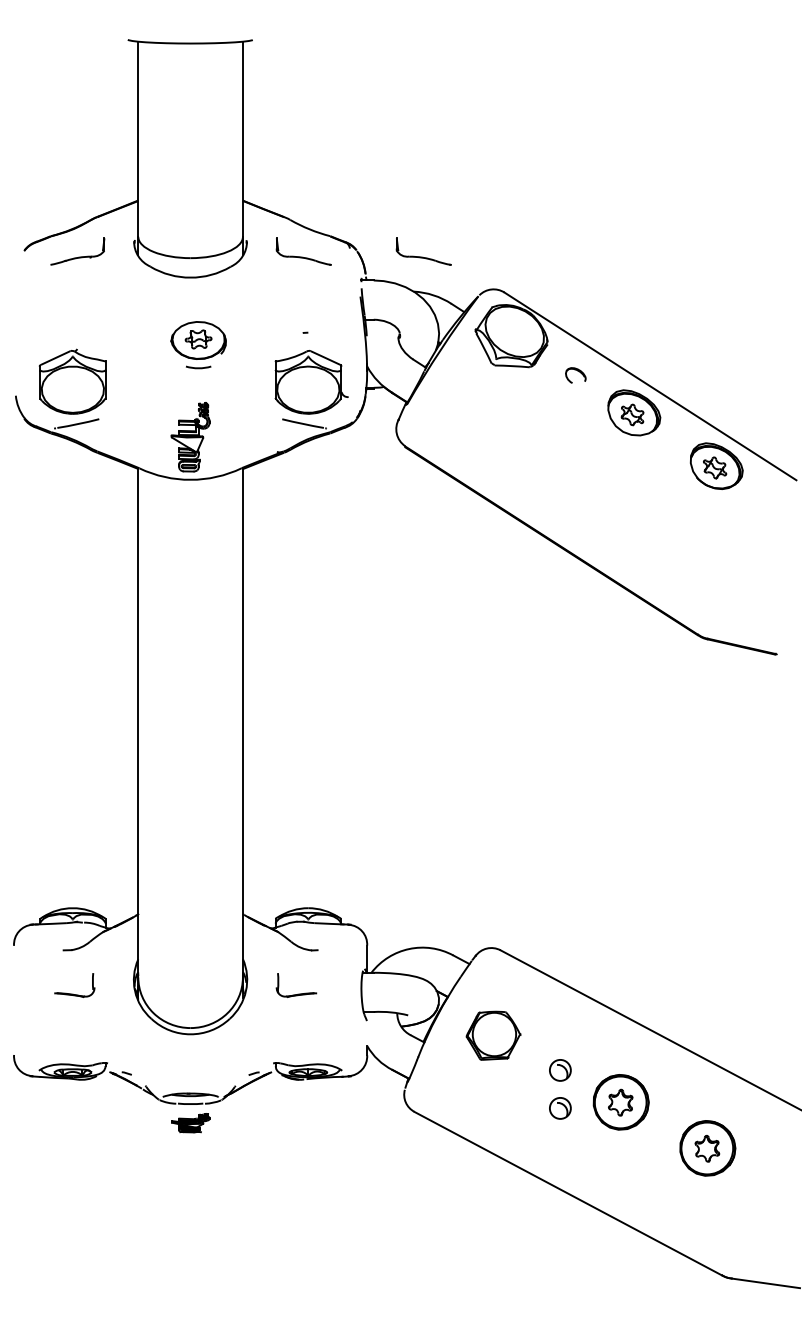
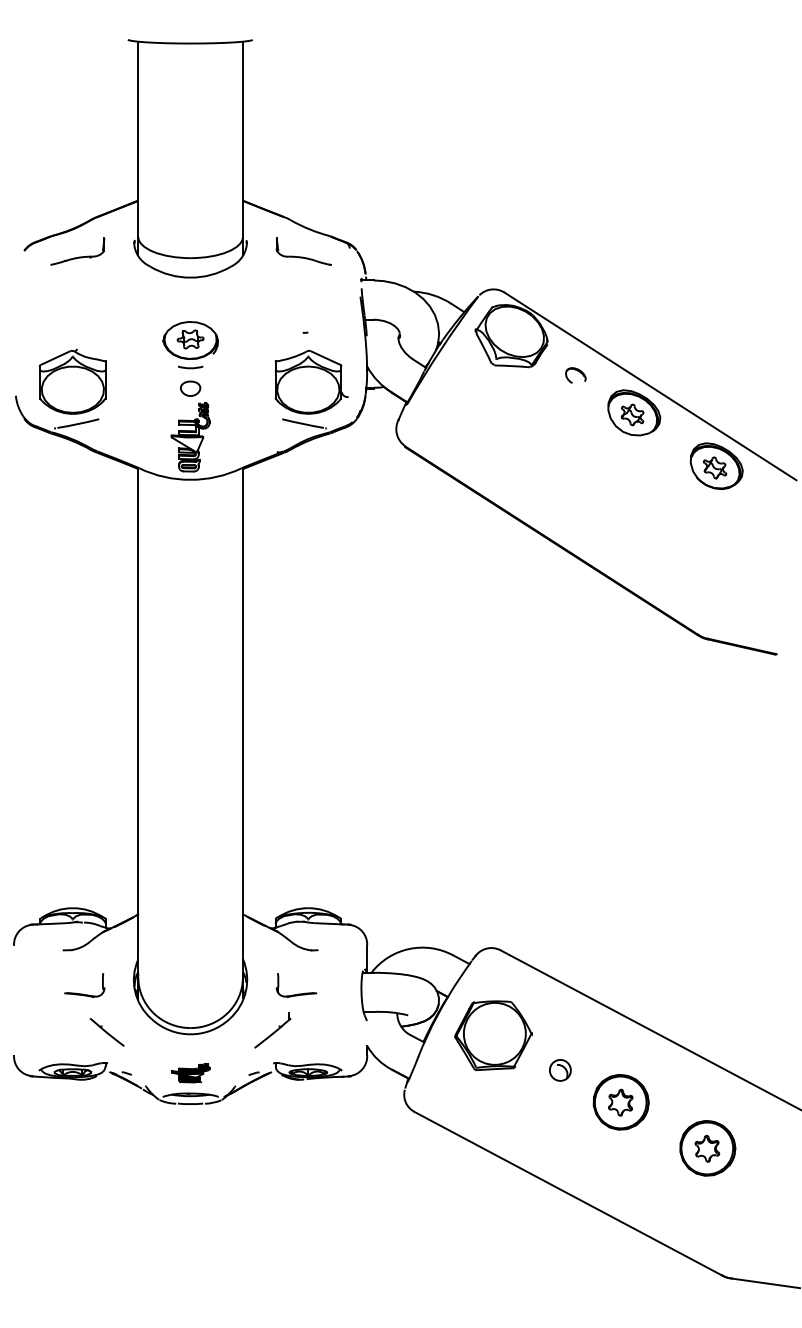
part: present -> none (423, 251)
part position: (198, 345) -> (190, 345) (190, 345)
part: none -> present (190, 388)
part position: (73, 993) -> (83, 993) (83, 993)
part: none -> present (272, 1030)
part: none -> present (106, 1032)
part size: 57x51 px -> 79x72 px (493, 1035)
part: present -> none (560, 1108)
part position: (190, 1123) -> (190, 1073) (190, 1073)
